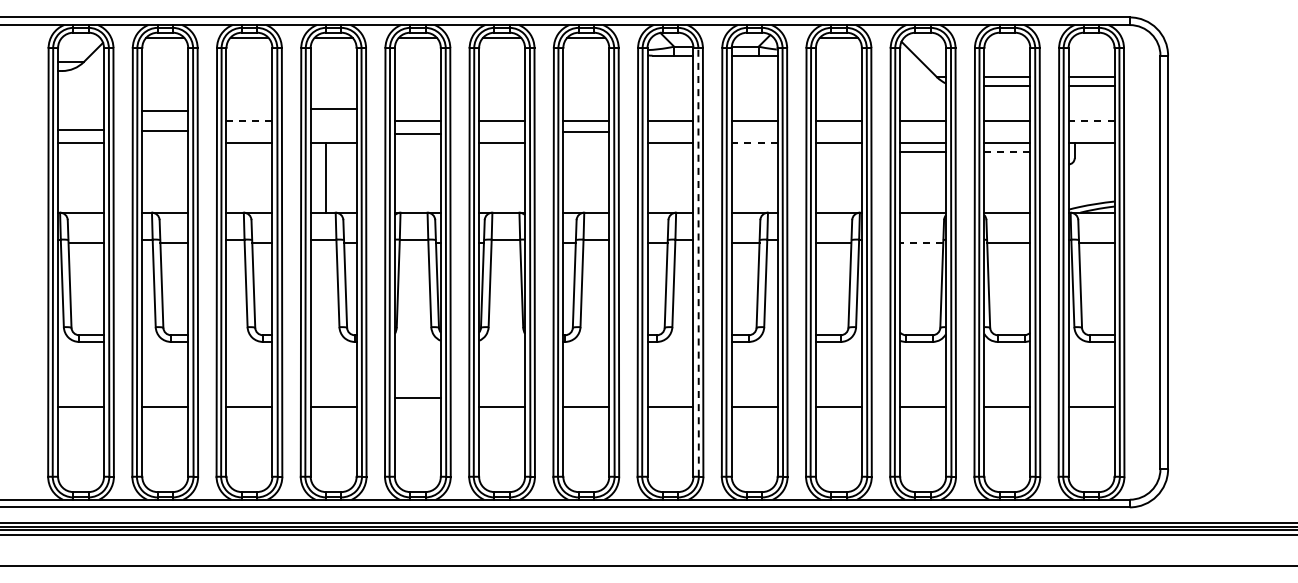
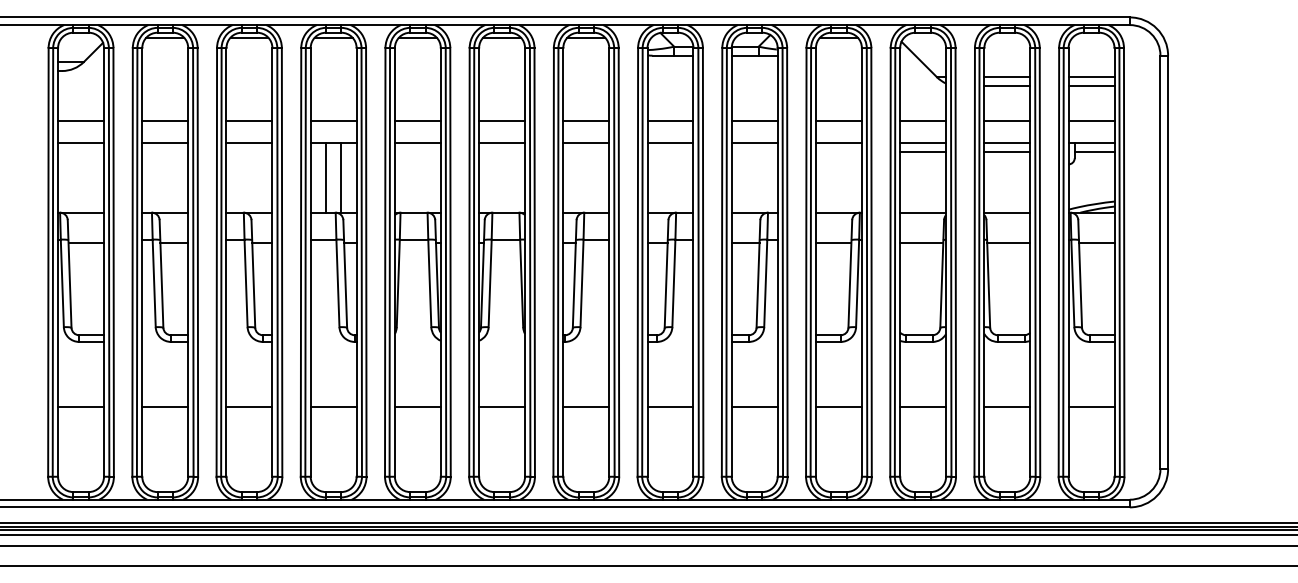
line position: (333, 108) -> (333, 120) (333, 120)
line position: (165, 110) -> (165, 120) (165, 120)
line: dashed -> solid (249, 120)
line: dashed -> solid (1091, 120)
line position: (81, 129) -> (81, 120) (81, 120)
line position: (165, 130) -> (165, 142) (165, 142)
line position: (586, 131) -> (586, 142) (586, 142)
line position: (417, 133) -> (417, 142) (417, 142)
line: dashed -> solid (754, 142)
line: dashed -> solid (1007, 152)
line: none -> present (1094, 152)
line: none -> present (341, 177)
line: dashed -> solid (921, 243)
line: dashed -> solid (698, 261)
line position: (417, 397) -> (417, 406) (417, 406)
line: none -> present (648, 545)
